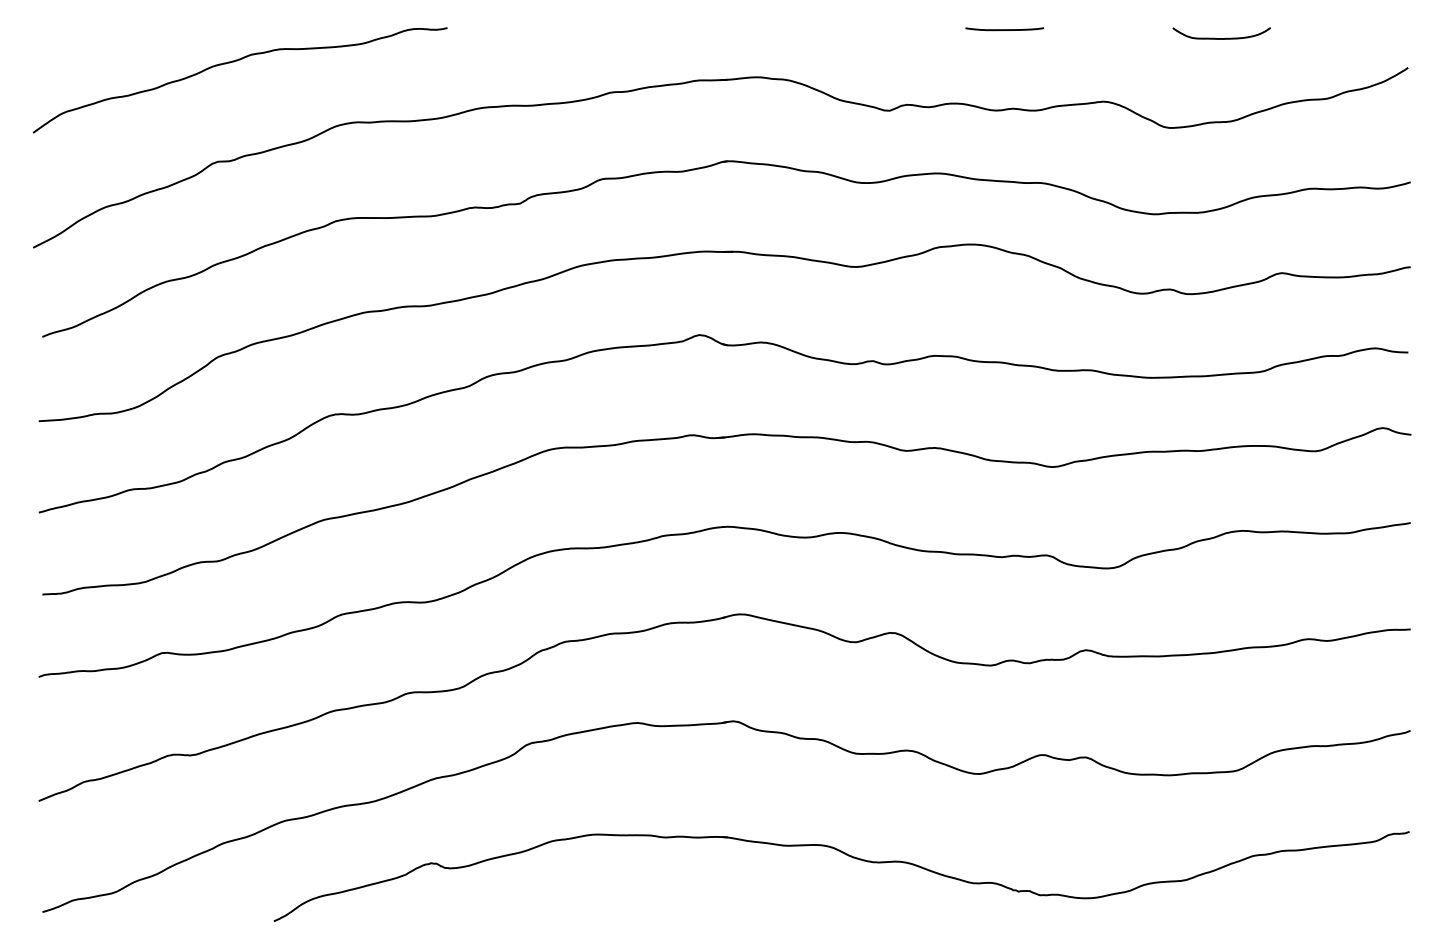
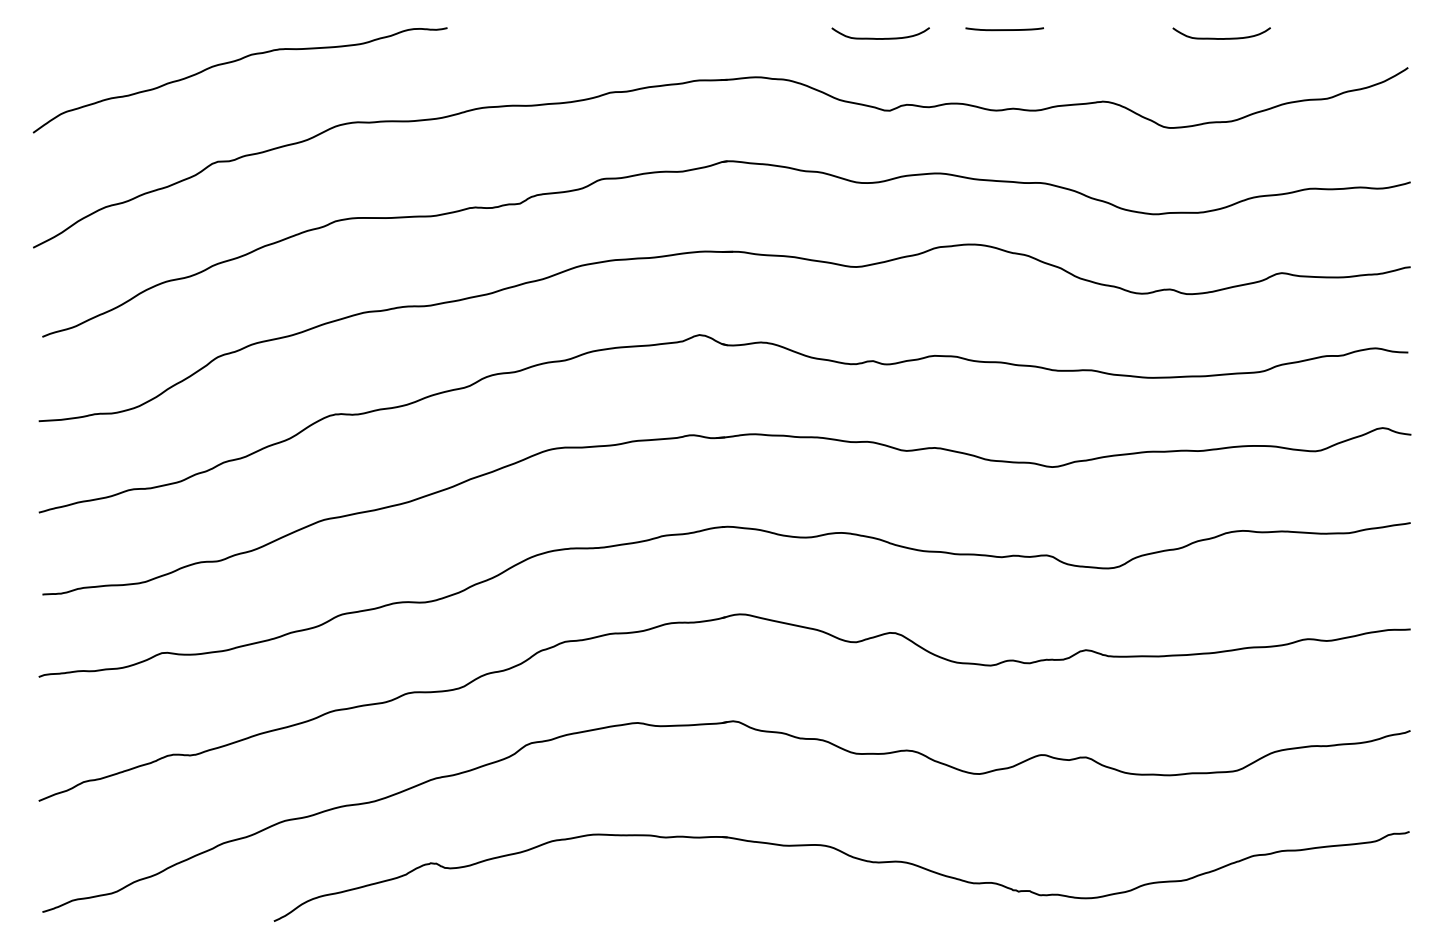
curve: none -> present (880, 38)
